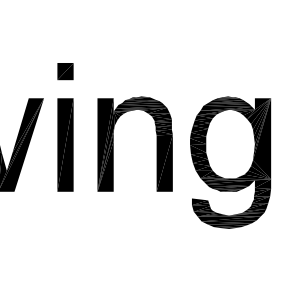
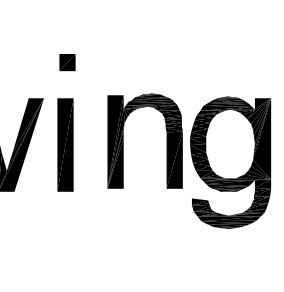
part position: (65, 71) -> (67, 62) (67, 62)
part position: (113, 143) -> (123, 140) (123, 140)
